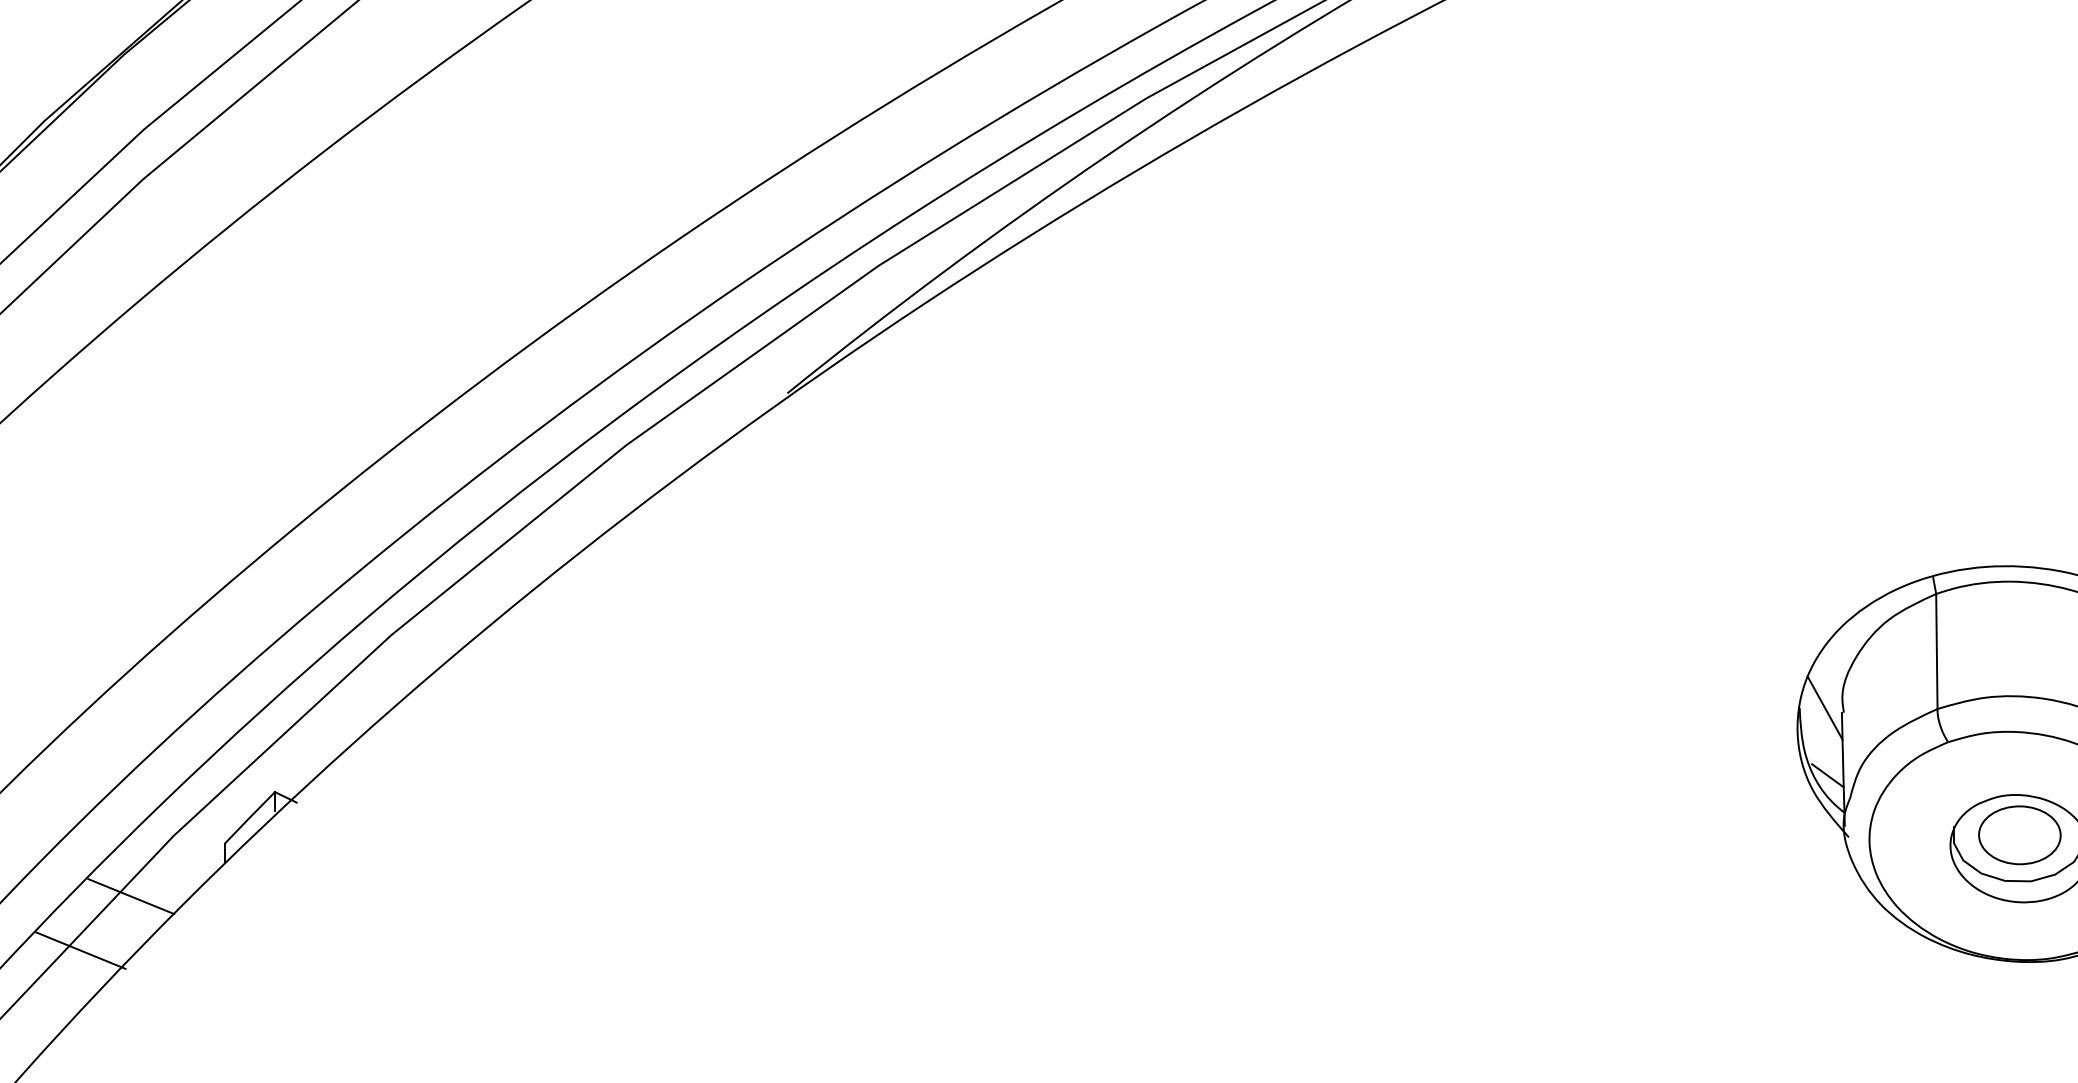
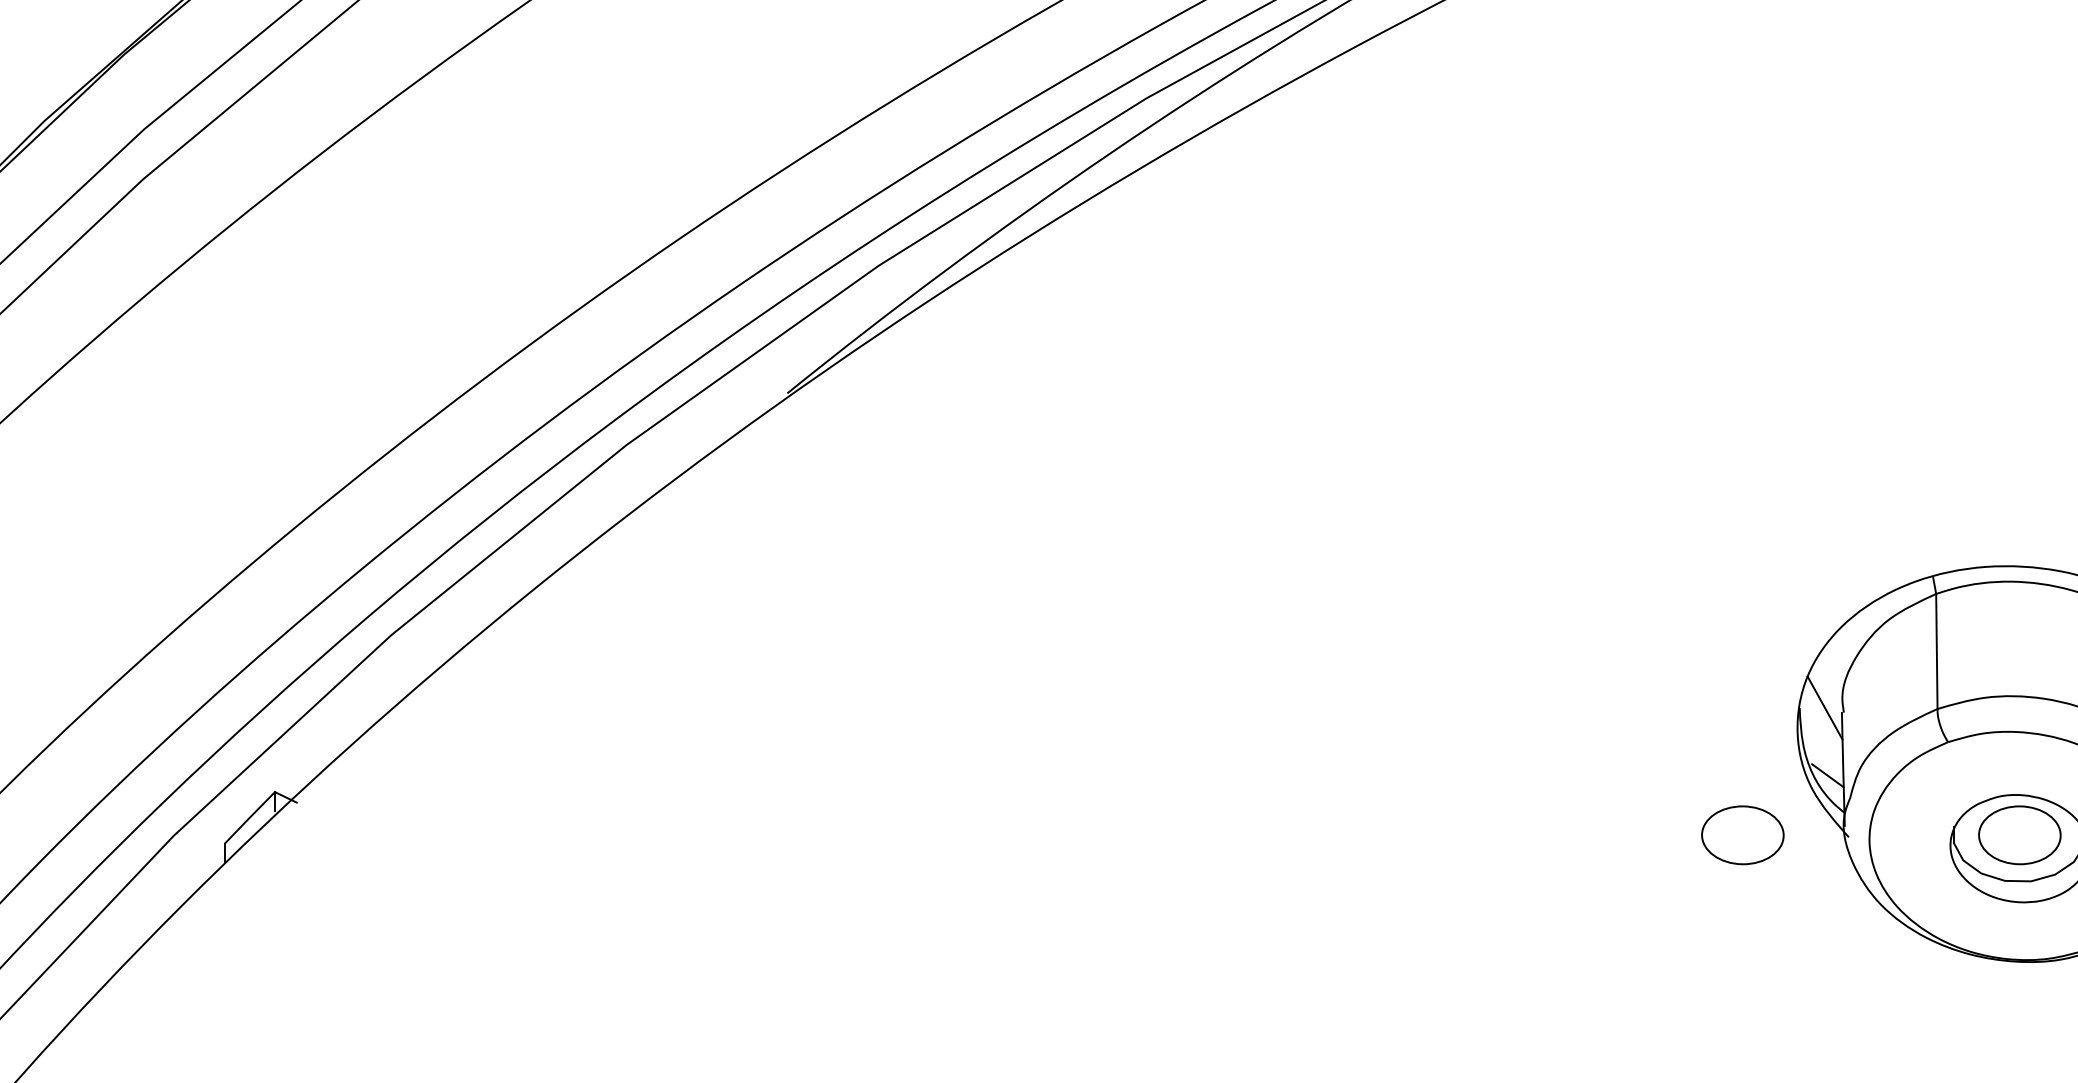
part: none -> present (1742, 835)
line: present -> none (131, 896)
line: present -> none (80, 950)
